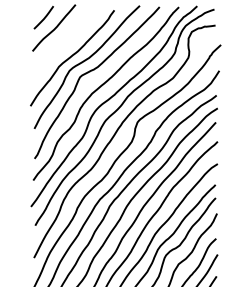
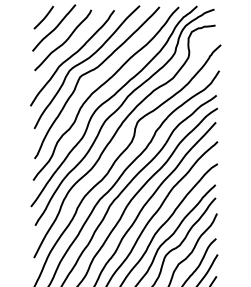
curve: none -> present (64, 41)
